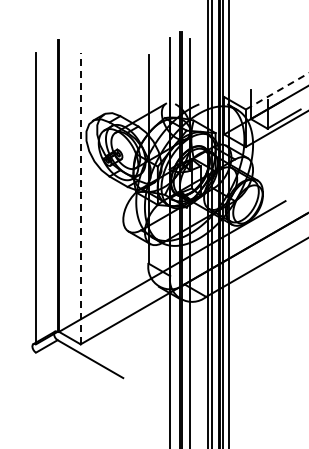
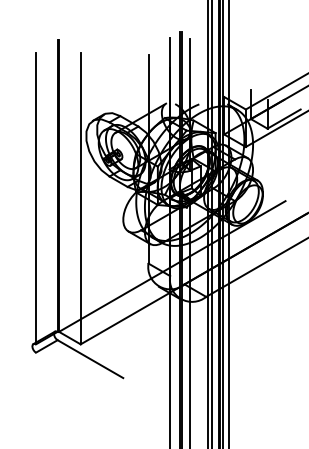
line: dashed -> solid (277, 91)
line: dashed -> solid (80, 198)
